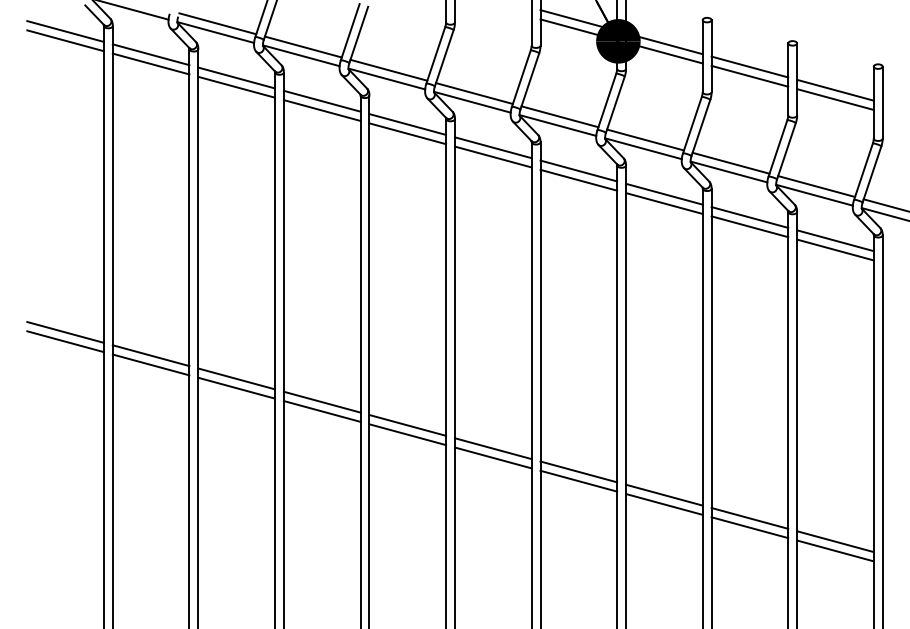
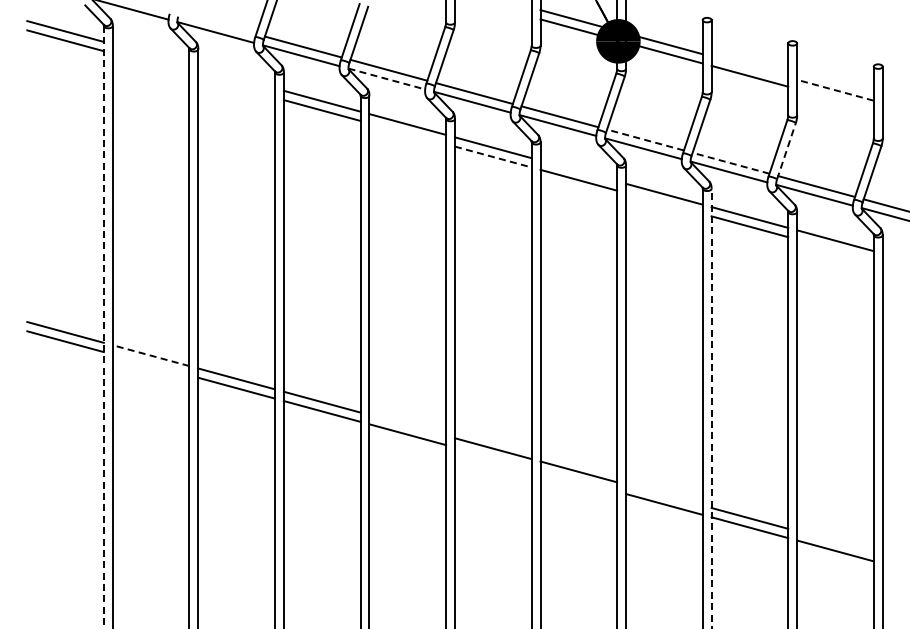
line: present -> none (217, 23)
line: present -> none (150, 54)
line: present -> none (150, 63)
line: present -> none (749, 66)
line: present -> none (236, 77)
line: solid -> dashed (386, 79)
line: present -> none (236, 86)
line: solid -> dashed (835, 90)
line: present -> none (835, 99)
line: present -> none (407, 133)
line: solid -> dashed (645, 140)
line: solid -> dashed (786, 151)
line: solid -> dashed (493, 157)
line: solid -> dashed (731, 163)
line: present -> none (578, 170)
line: present -> none (664, 203)
line: present -> none (835, 249)
line: solid -> dashed (103, 327)
line: solid -> dashed (151, 355)
line: present -> none (150, 364)
line: solid -> dashed (711, 408)
line: present -> none (407, 425)
line: present -> none (493, 457)
line: present -> none (578, 480)
line: present -> none (664, 494)
line: present -> none (835, 541)
